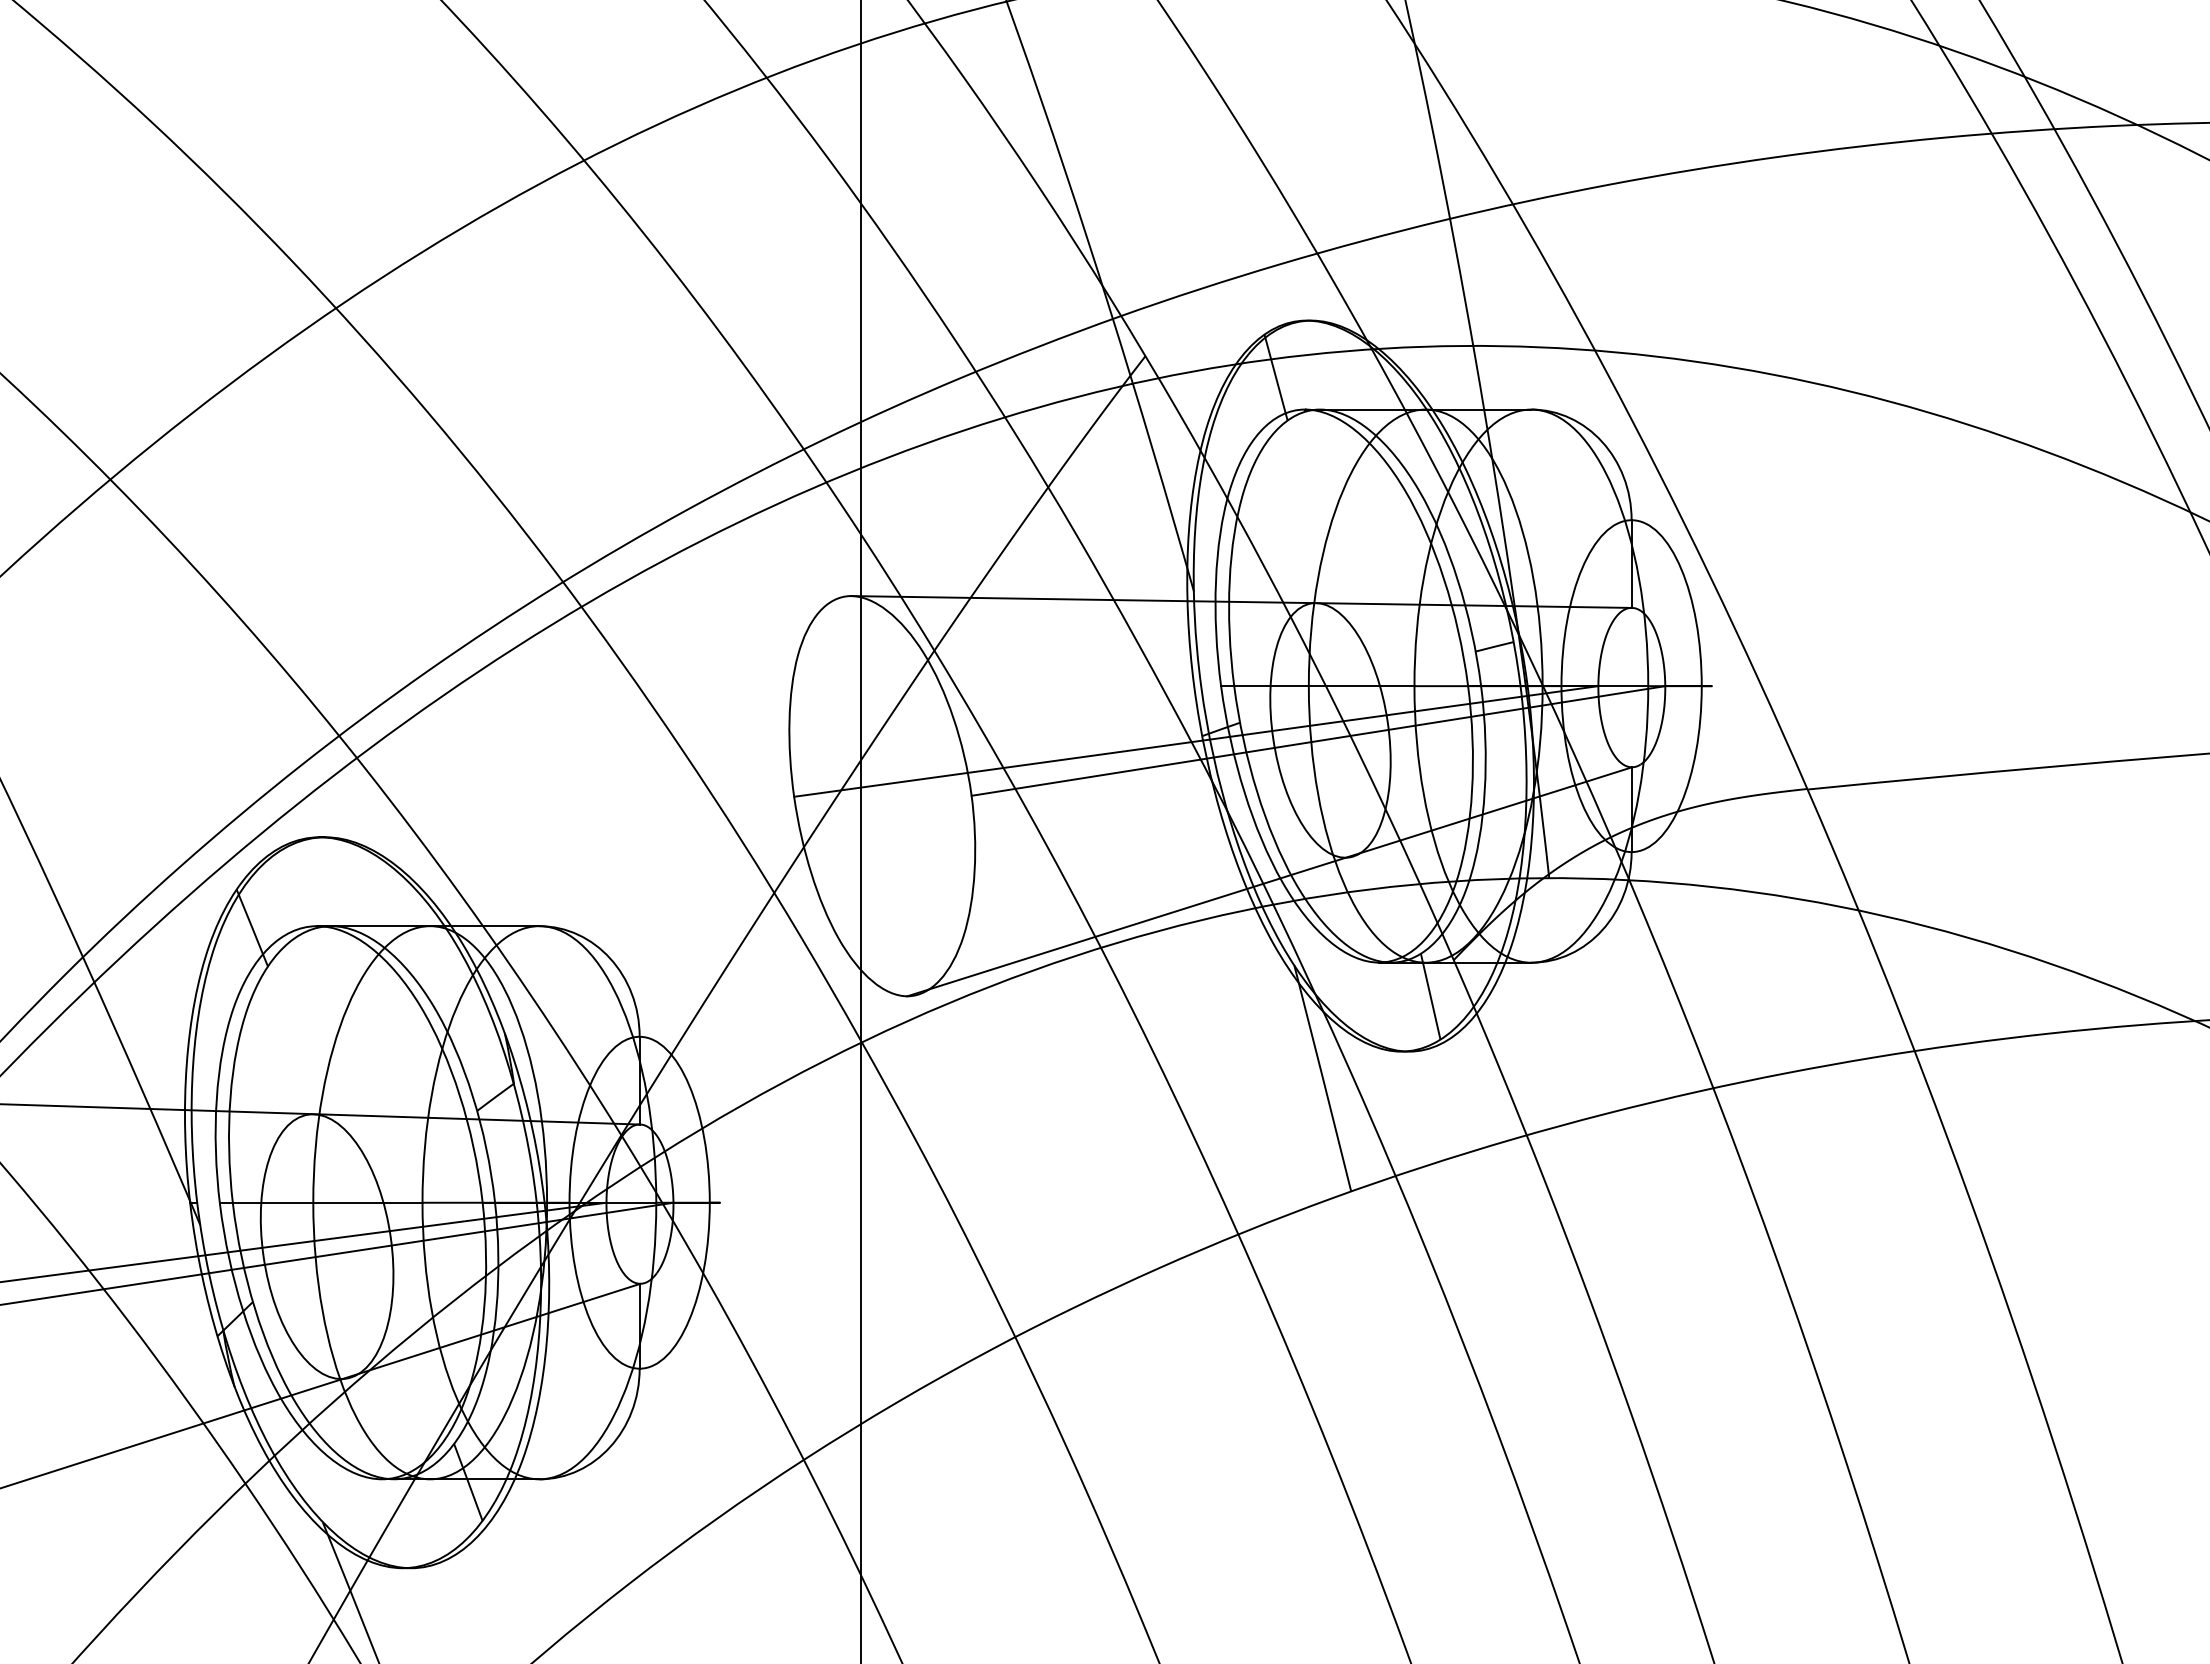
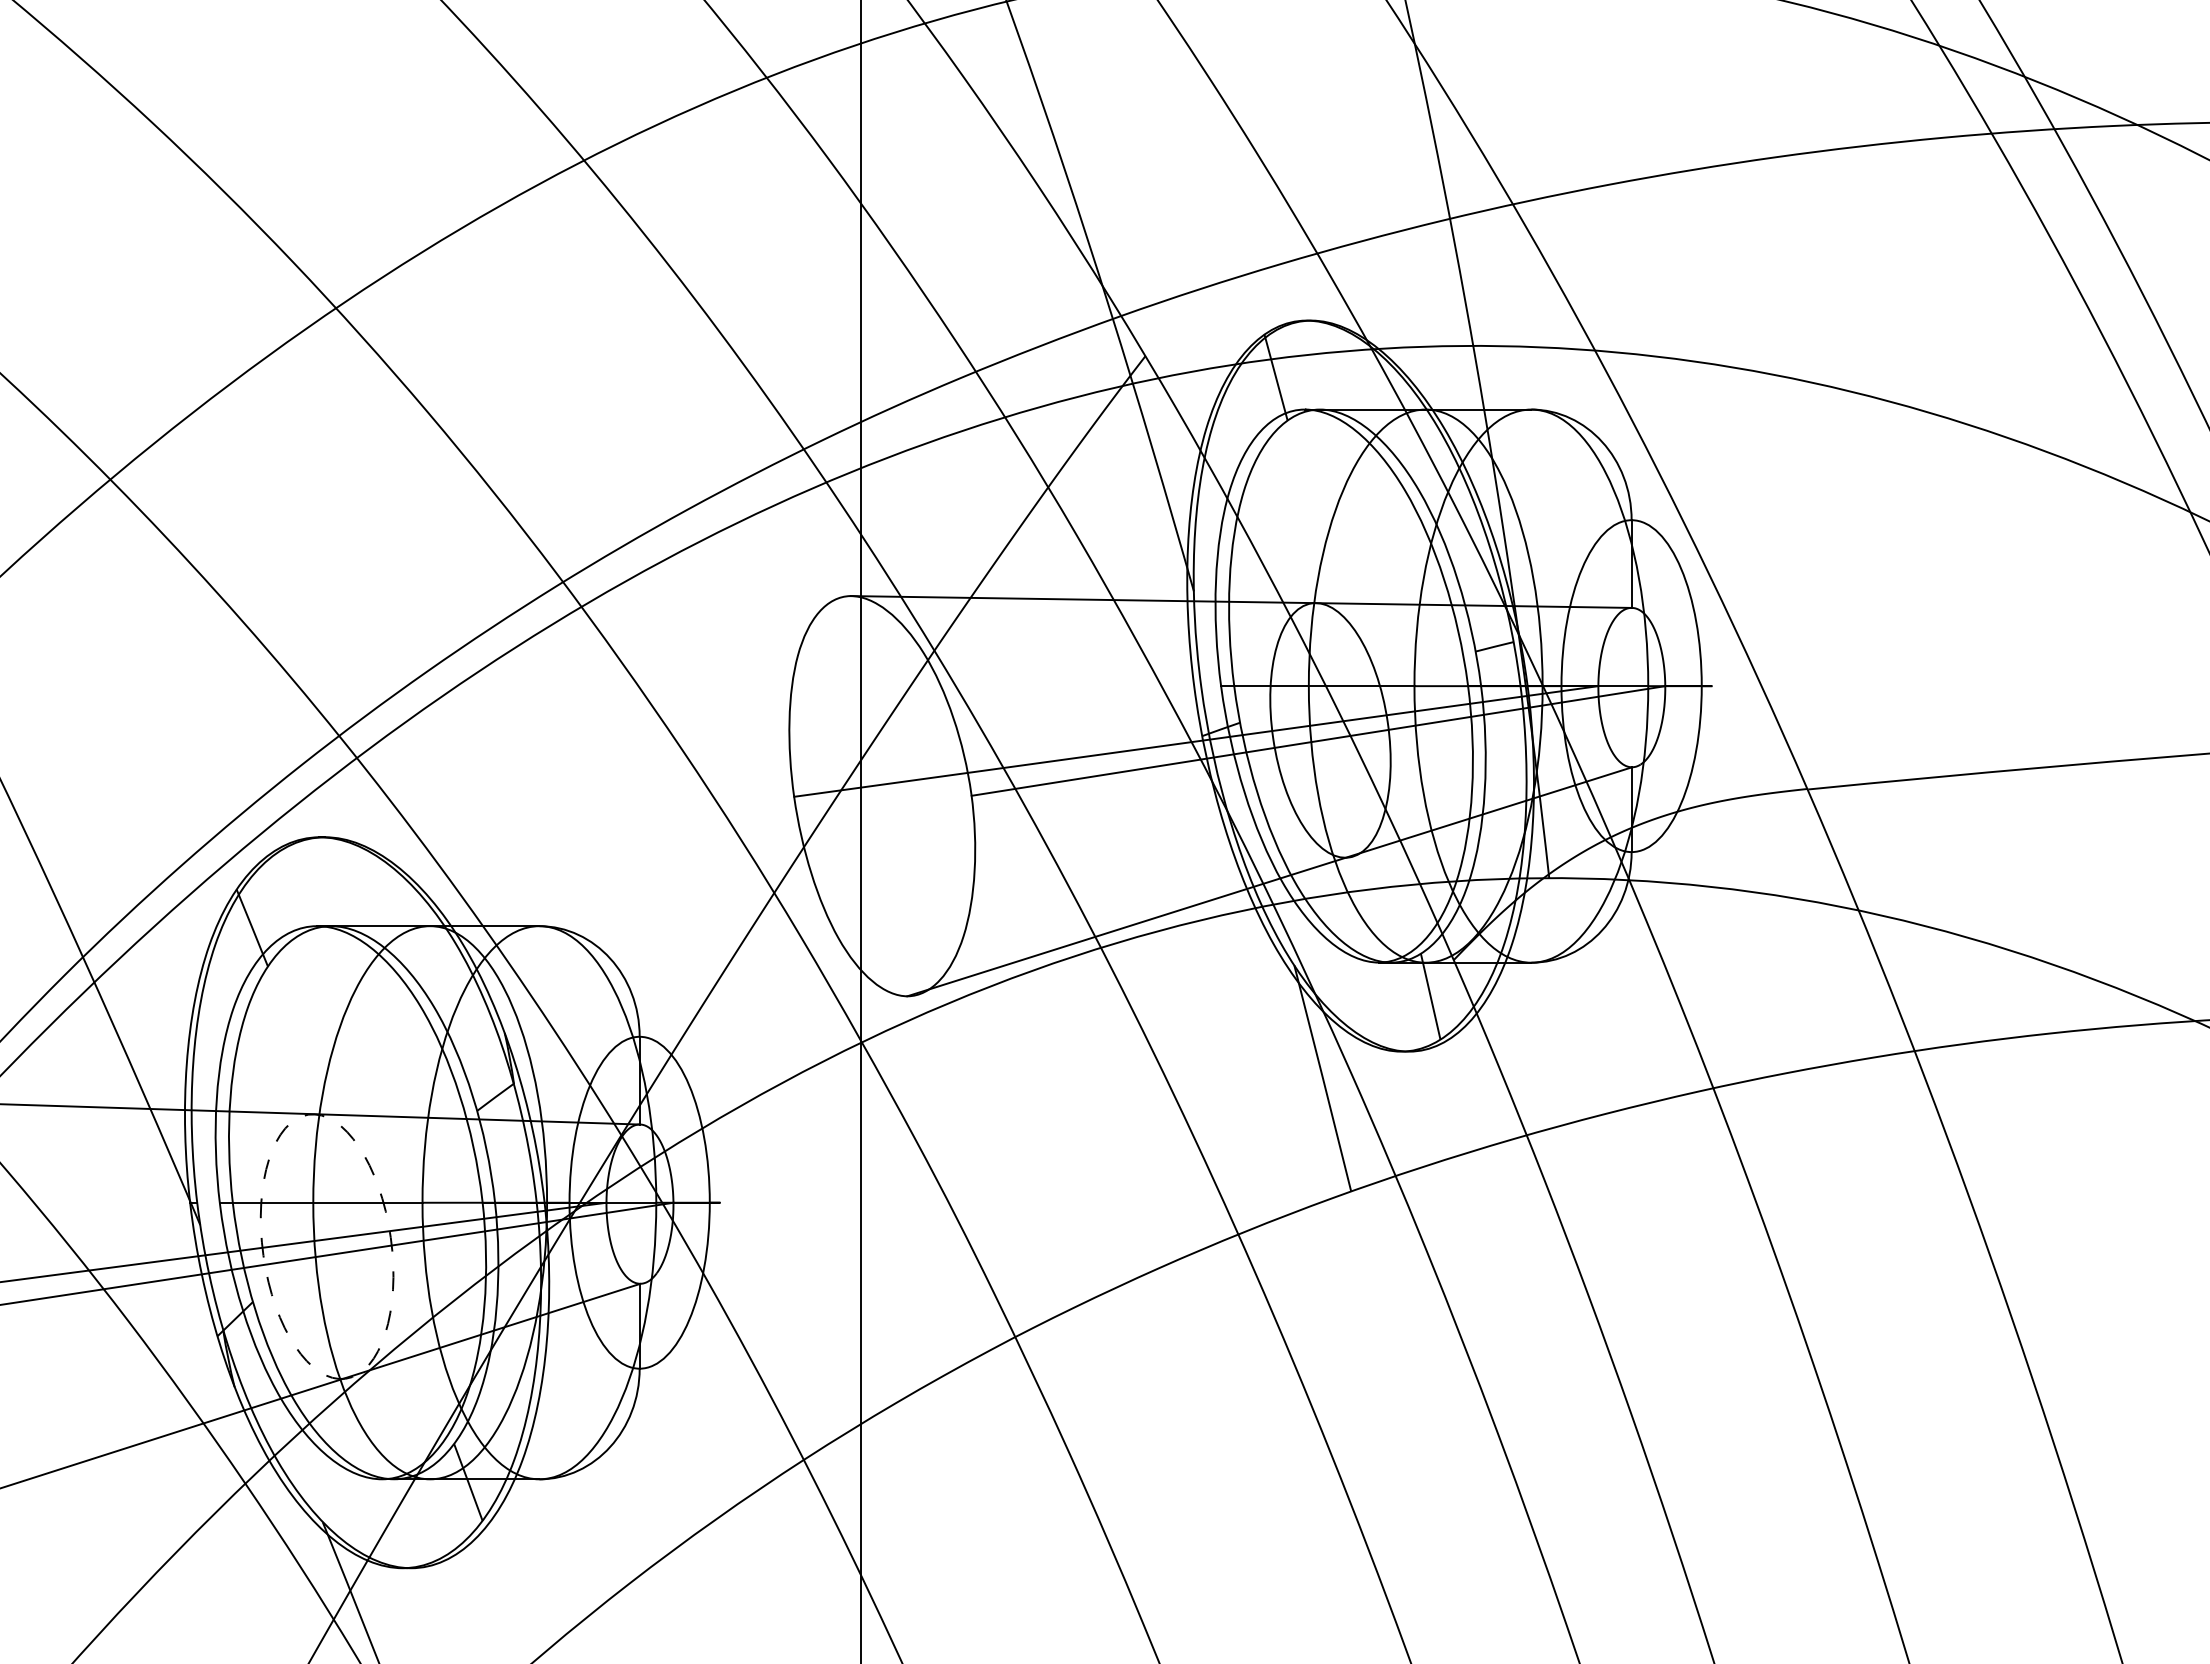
circle: solid -> dashed (326, 1246)
